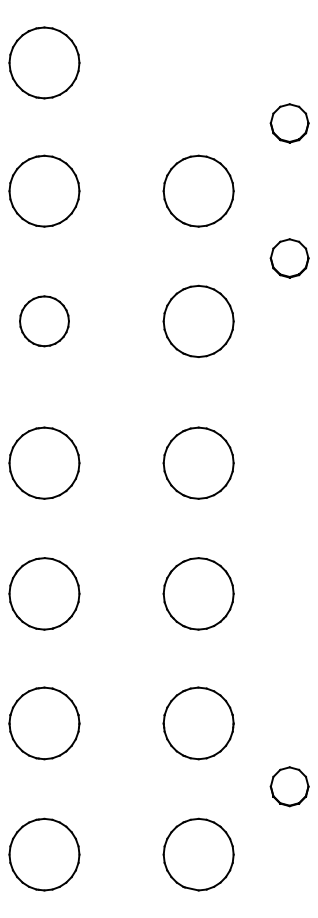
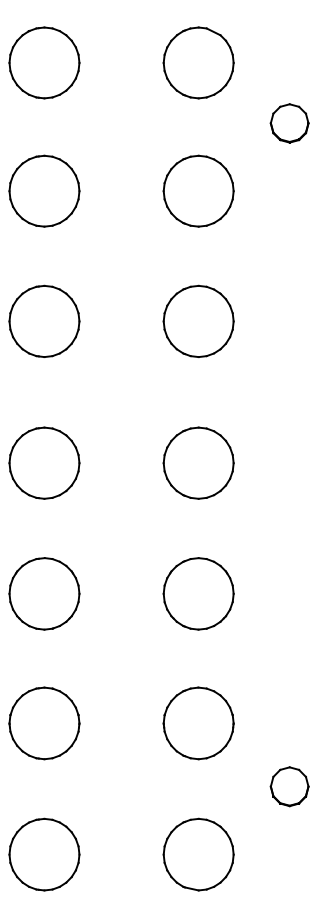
part: none -> present (198, 62)
part: present -> none (289, 258)
part size: 51x53 px -> 73x74 px (44, 320)
